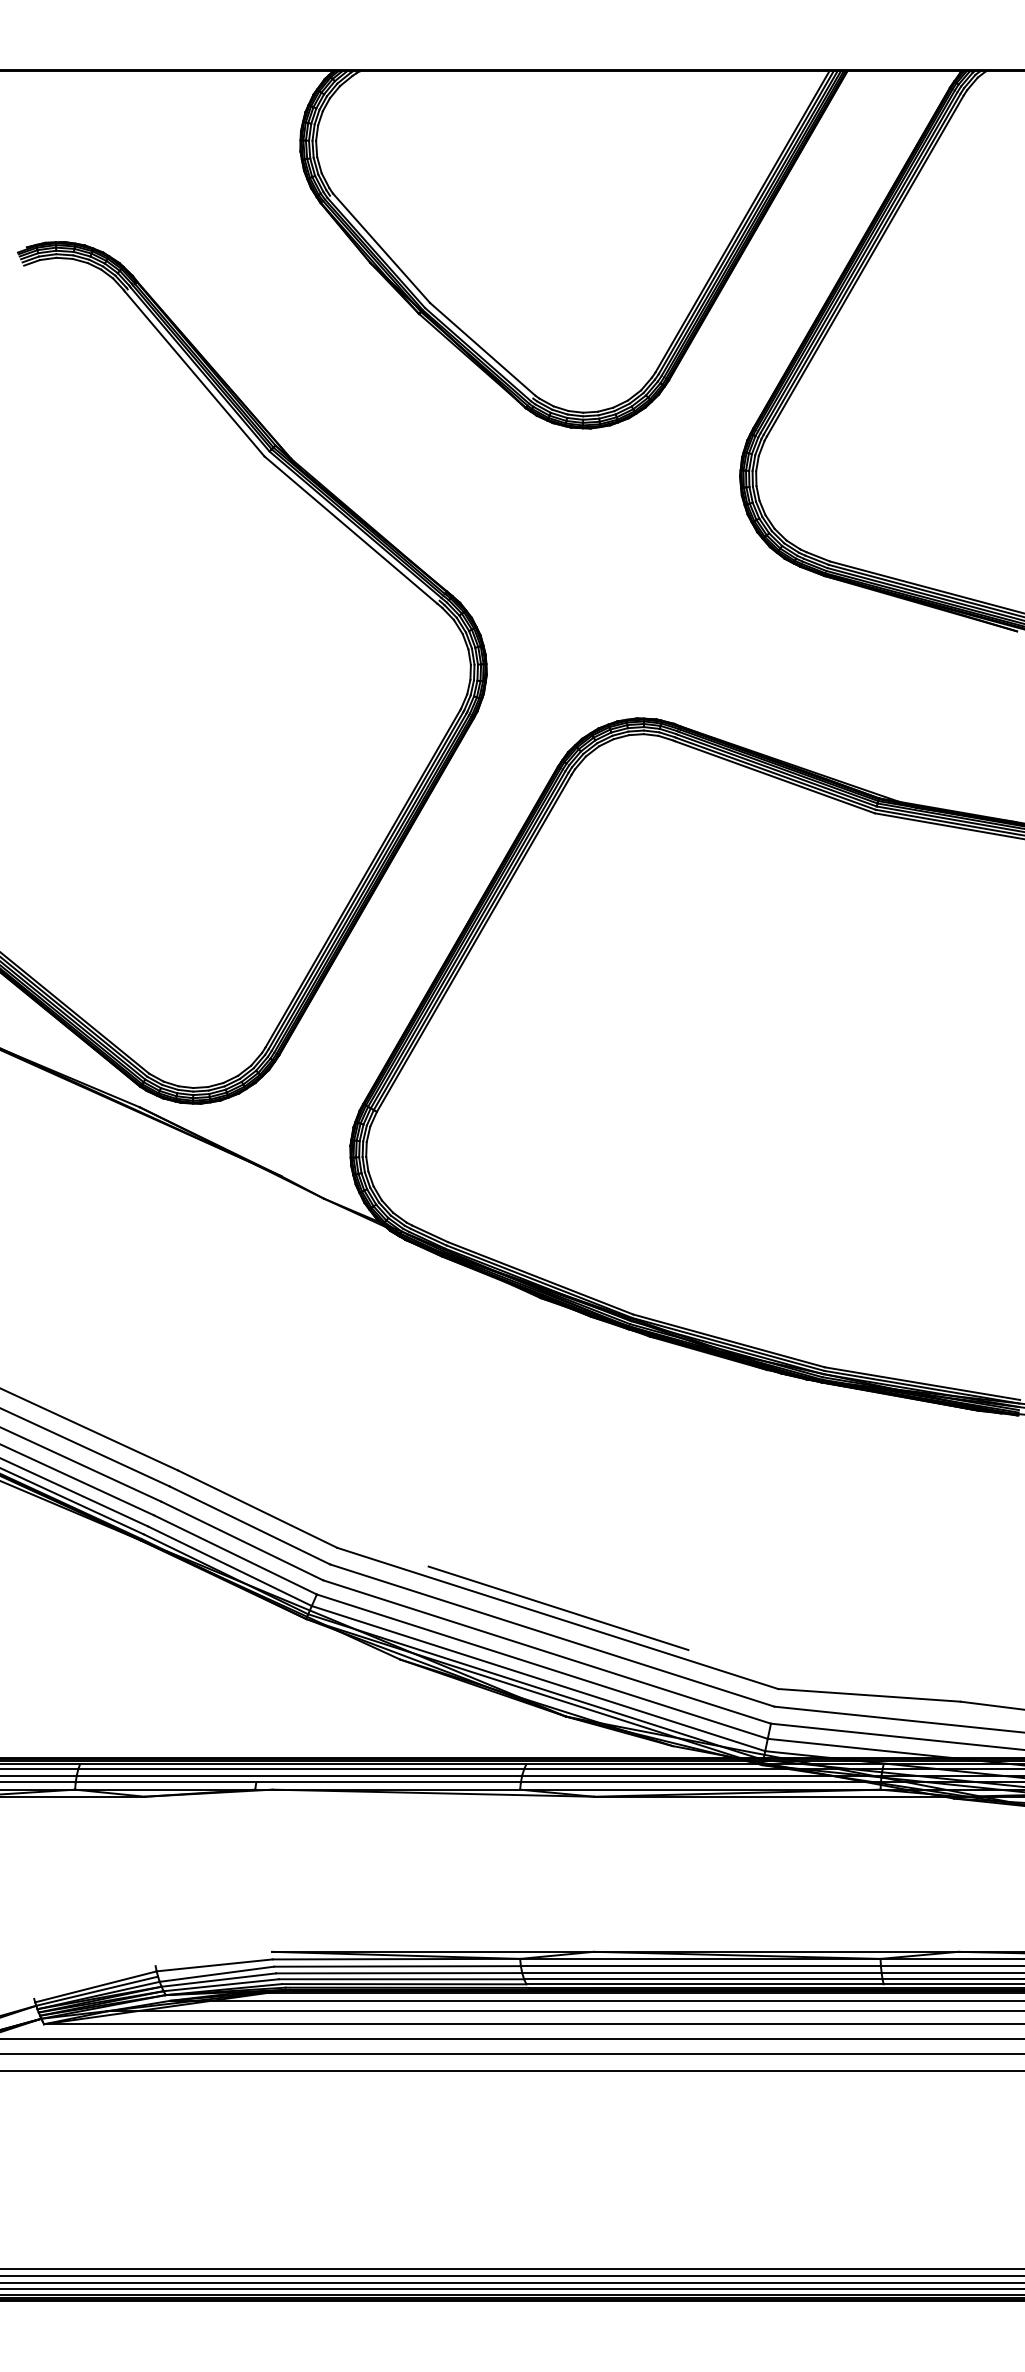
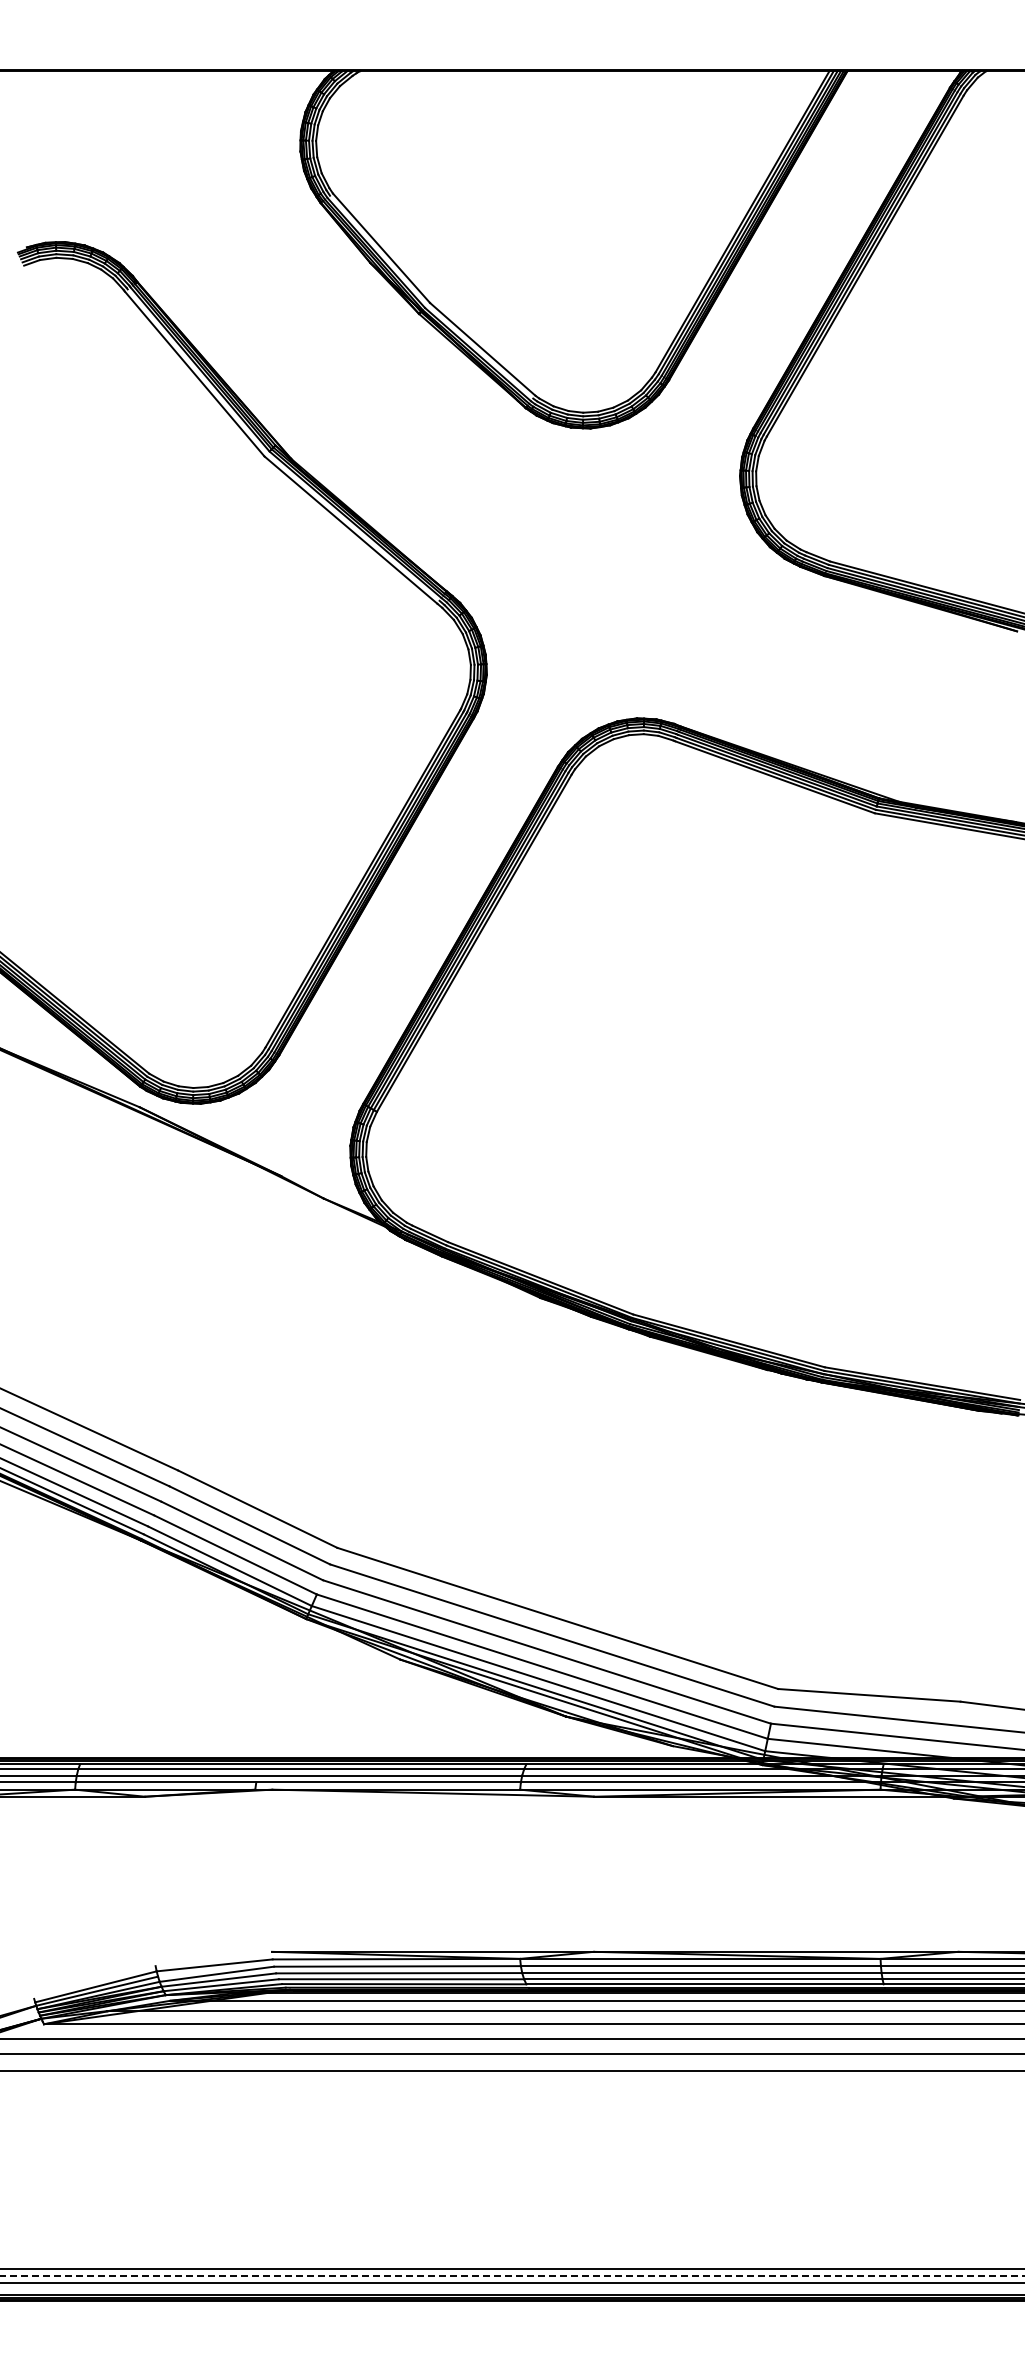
line: present -> none (558, 1607)
line: solid -> dashed (512, 2276)
line: present -> none (511, 2289)
